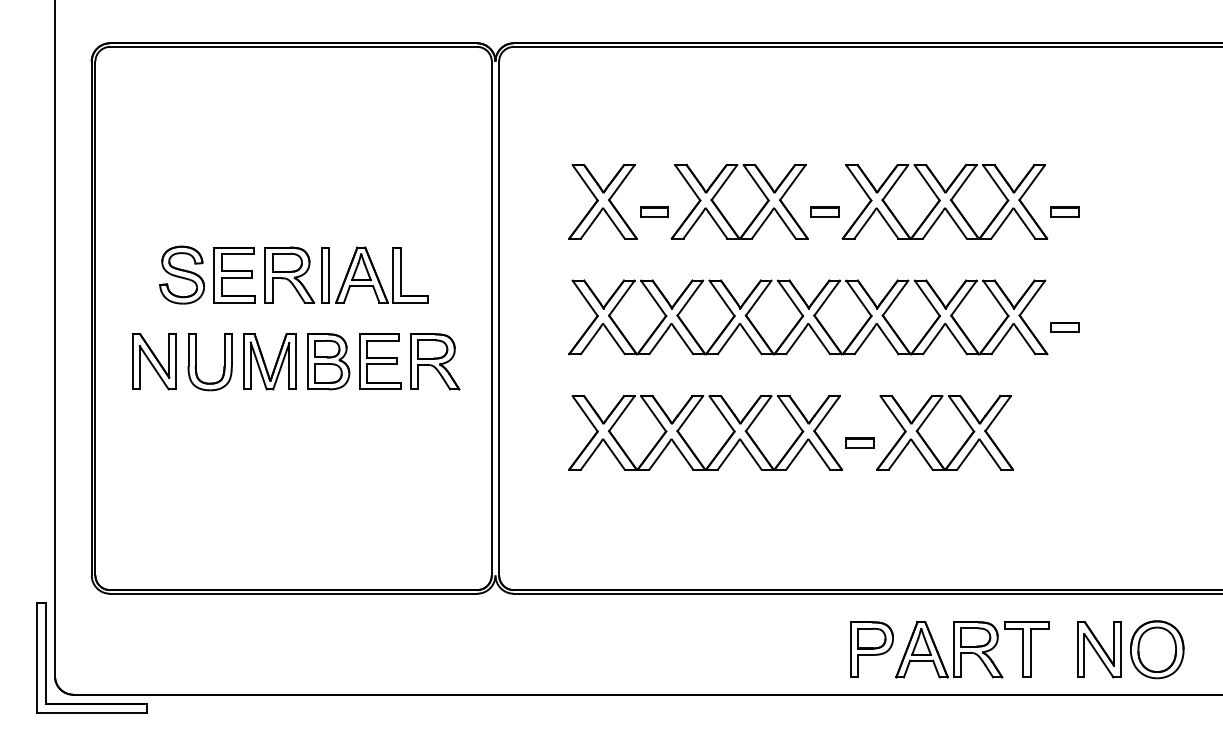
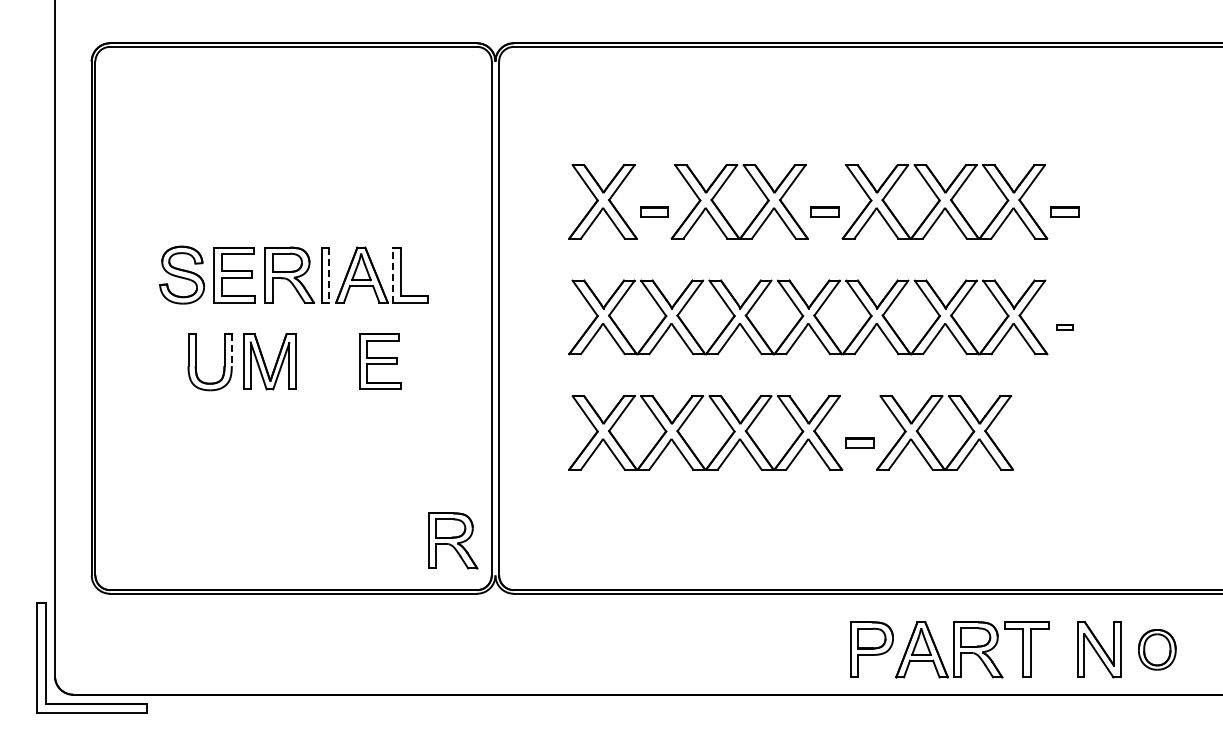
line: solid -> dashed (329, 275)
line: solid -> dashed (393, 275)
part size: 30x11 px -> 18x7 px (1064, 327)
line: solid -> dashed (231, 350)
part: present -> none (154, 361)
part: present -> none (328, 361)
part position: (435, 361) -> (453, 540) (453, 540)
part size: 55x60 px -> 39x42 px (1157, 649)
